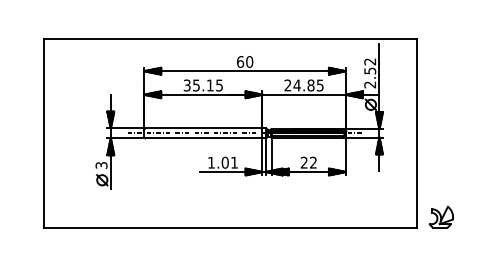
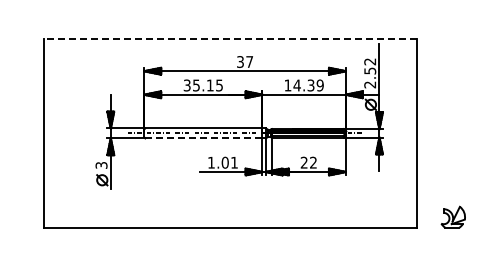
line: solid -> dashed (230, 39)
text: 60 -> 37 (245, 61)
text: 24.85 -> 14.39 (303, 85)
line: solid -> dashed (203, 138)
part position: (440, 216) -> (452, 216) (452, 216)
